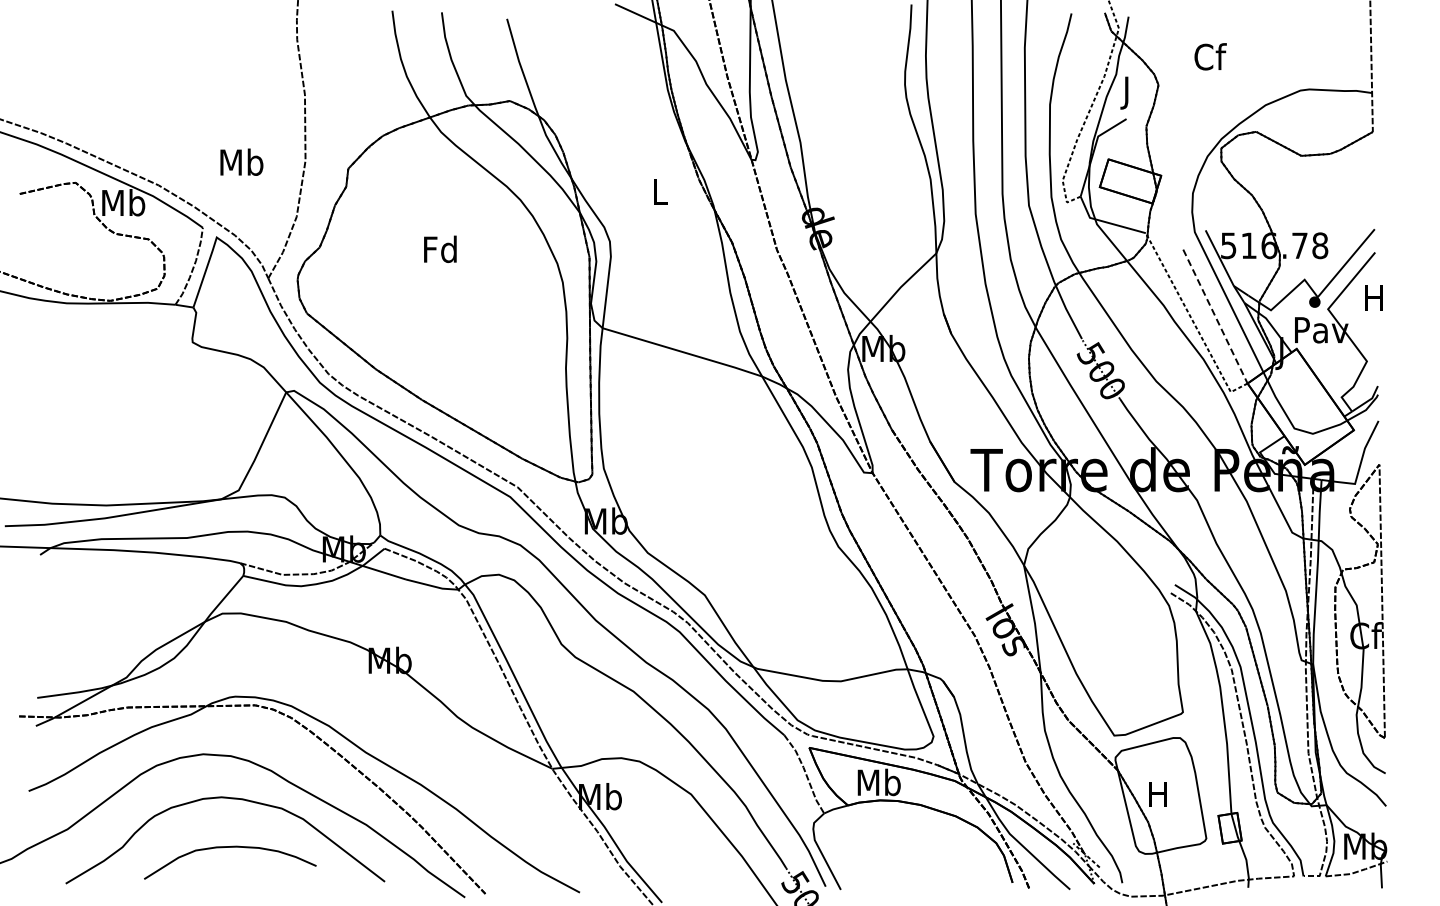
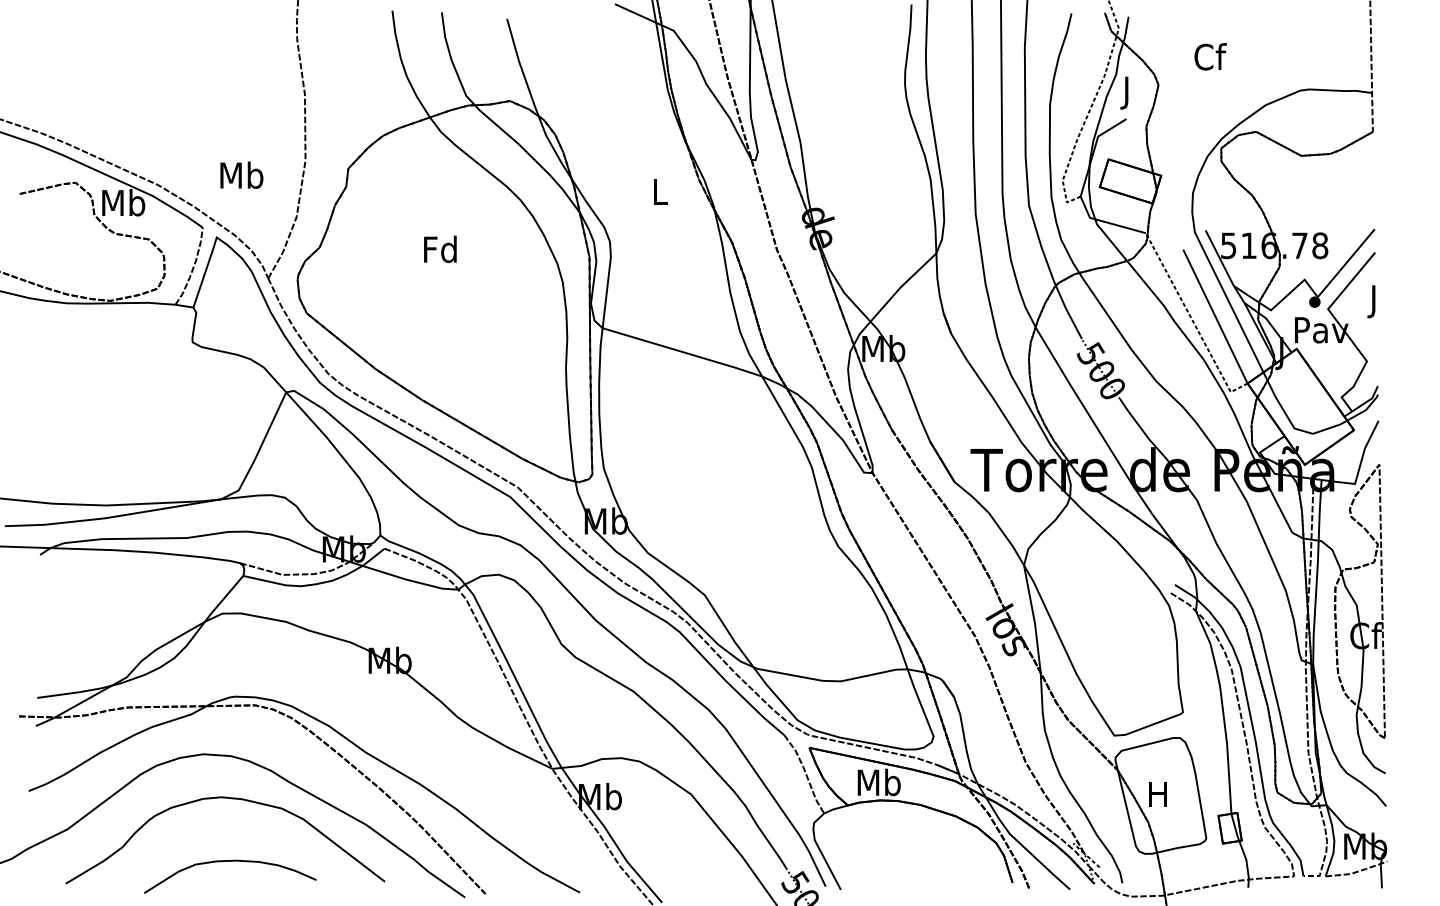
text position: (241, 161) -> (241, 174) (241, 174)
text: H -> J (1373, 301)
line: dashed -> solid (1215, 317)
curve position: (230, 847) -> (230, 861) (230, 861)
